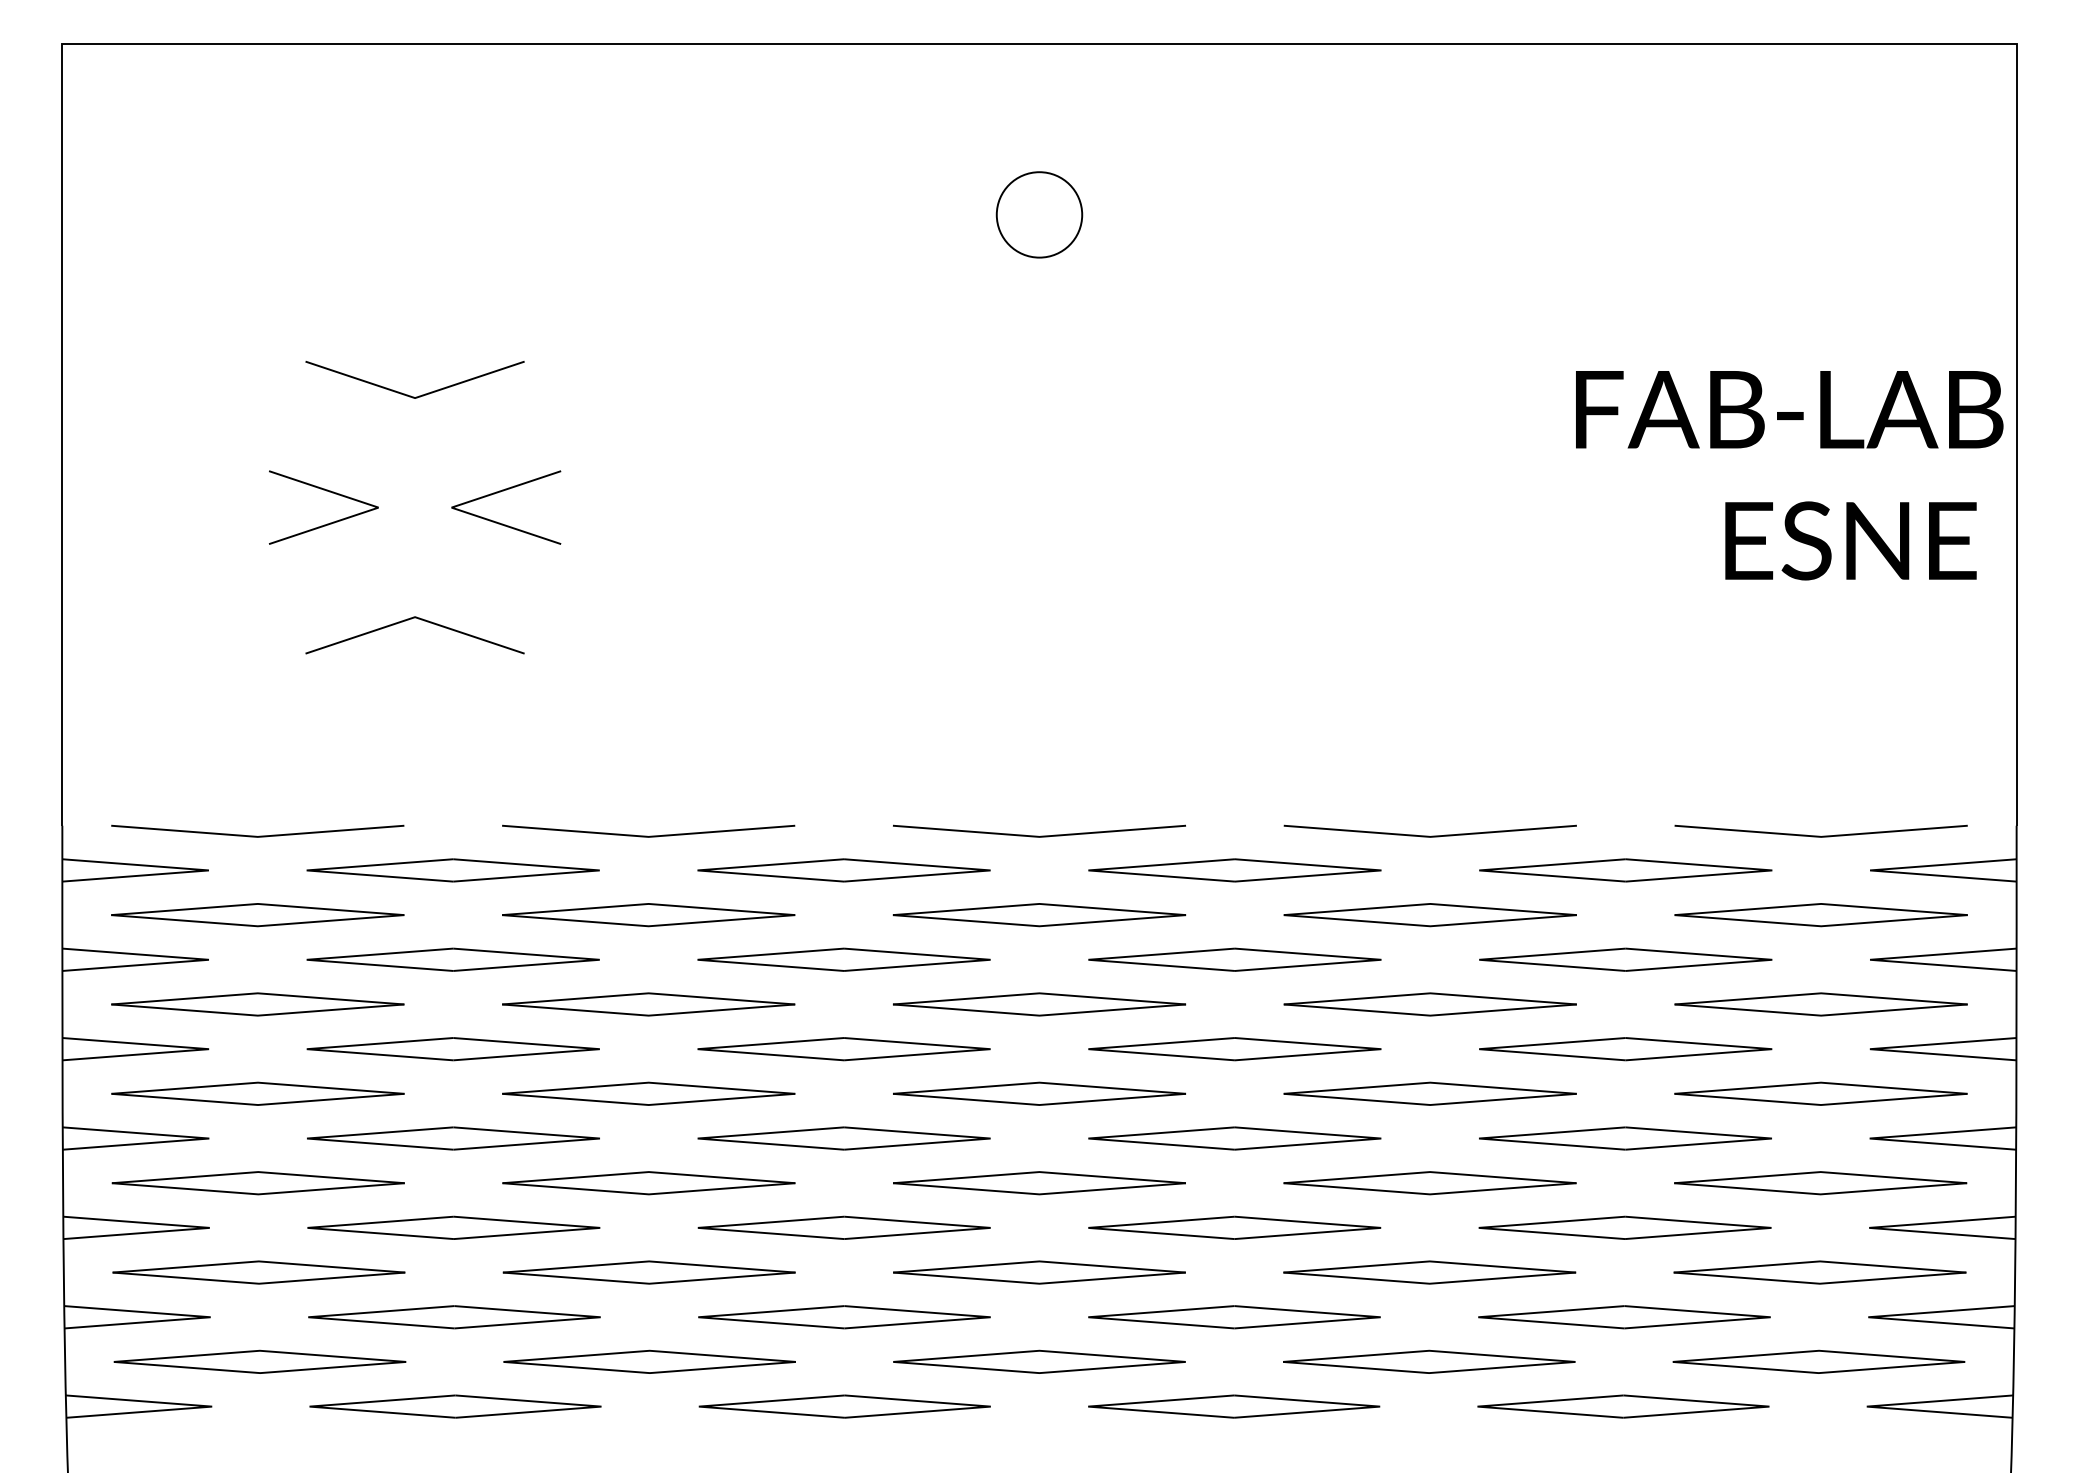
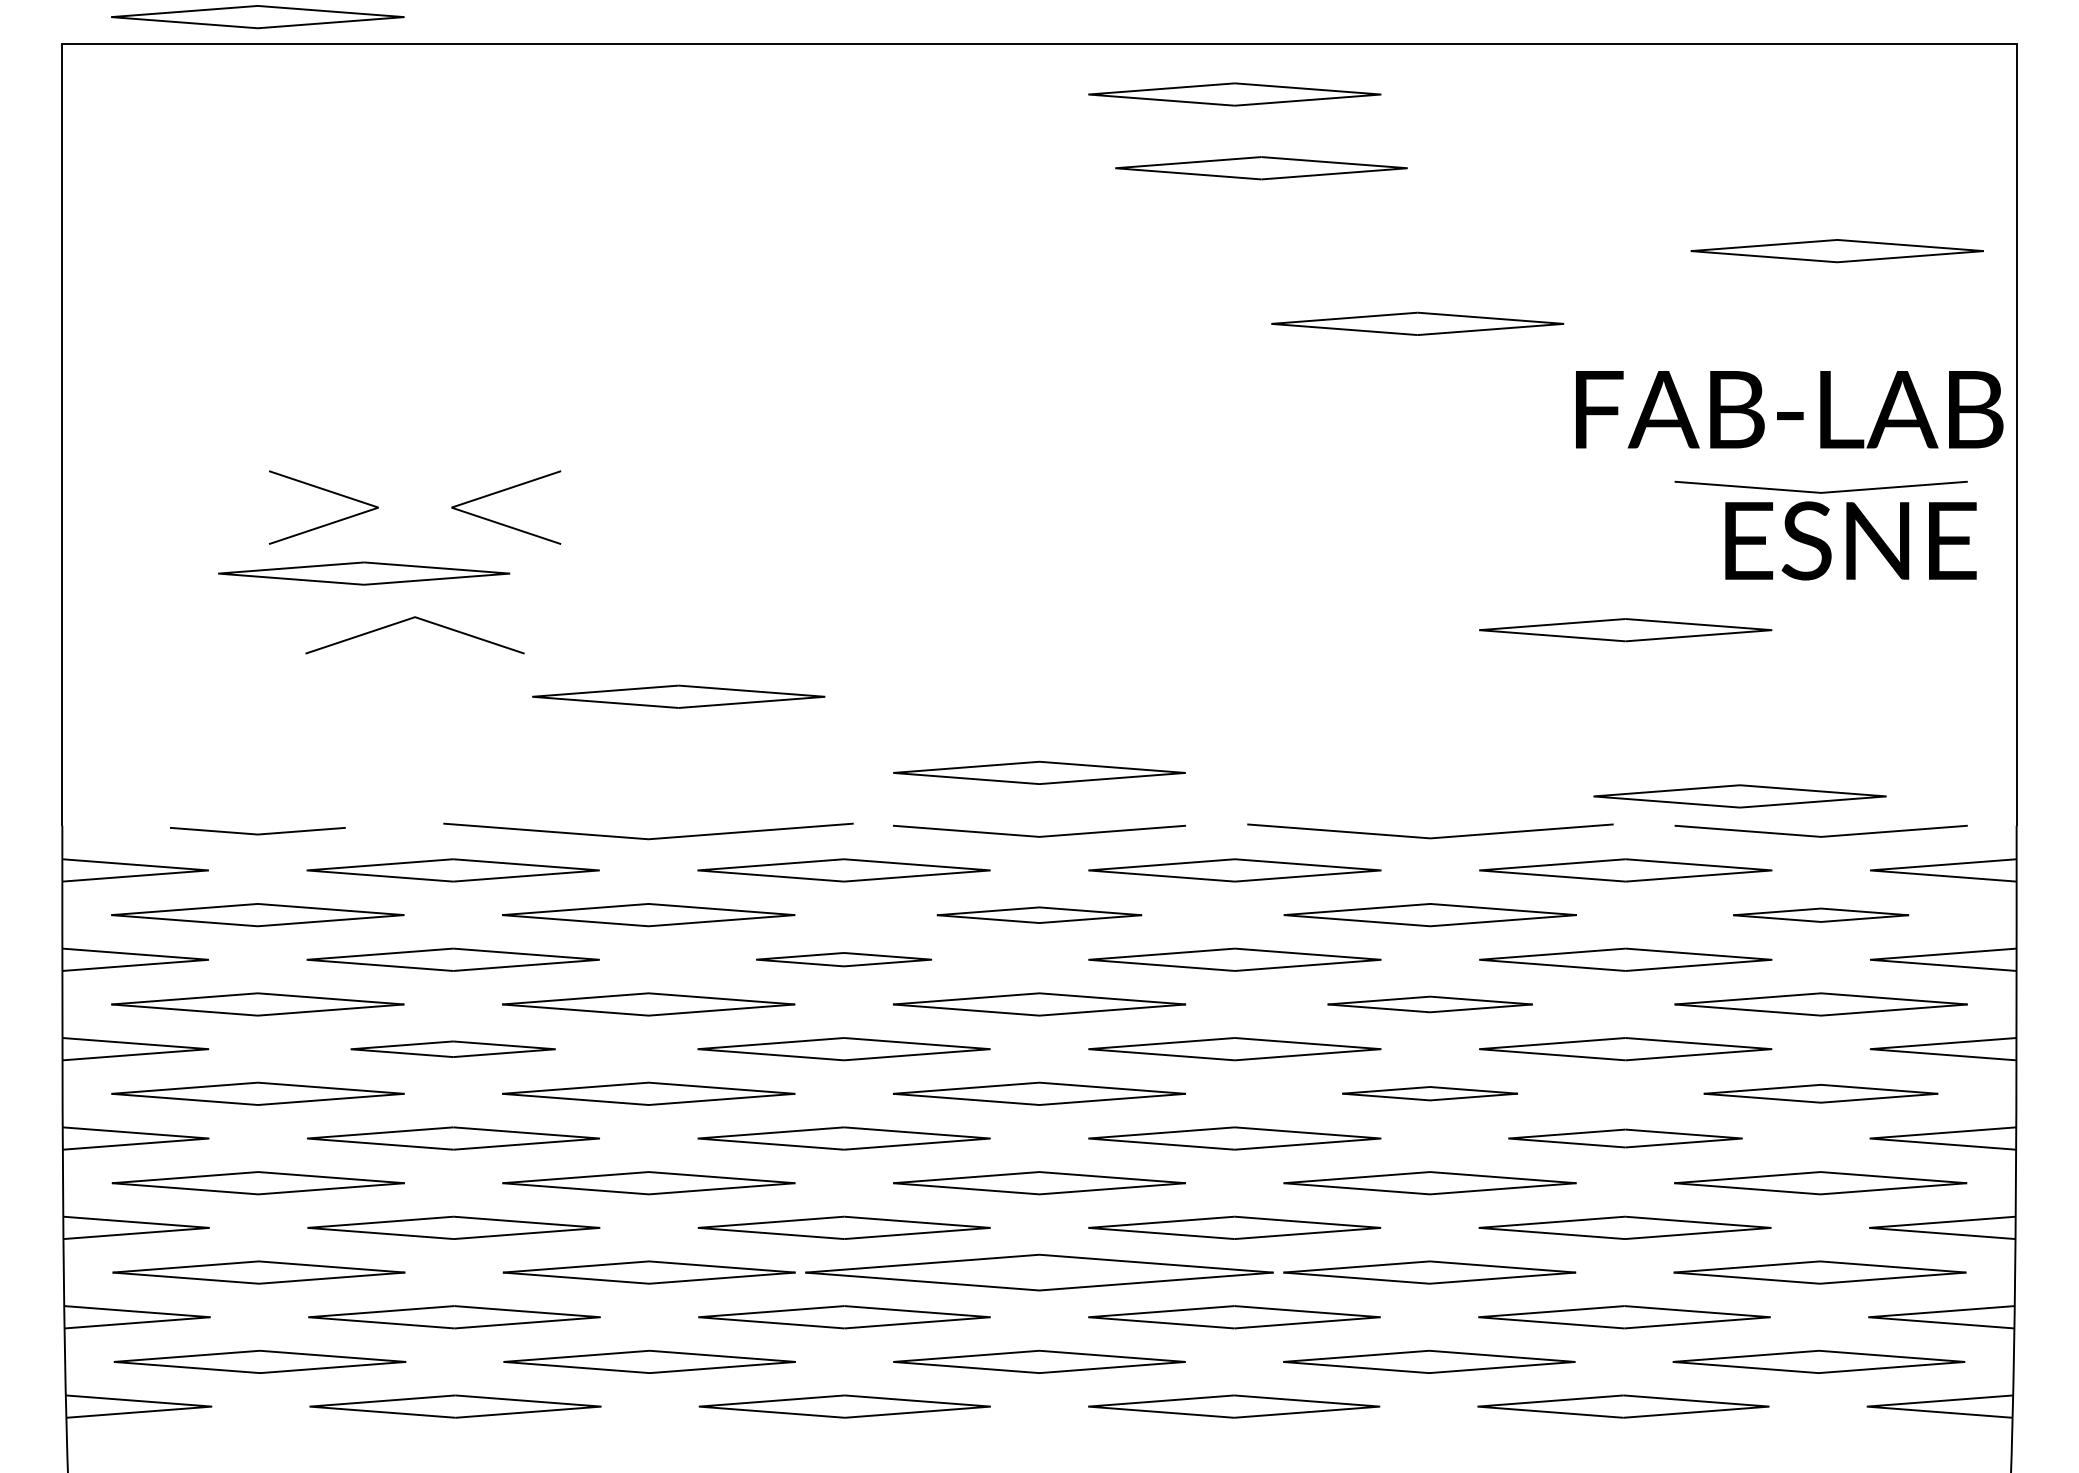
part: none -> present (257, 17)
part: none -> present (1234, 94)
part: none -> present (1261, 168)
part: present -> none (1039, 214)
part: none -> present (1836, 251)
part: none -> present (1417, 323)
part: present -> none (410, 395)
part: none -> present (1820, 486)
part: none -> present (364, 573)
part: none -> present (1625, 630)
part: none -> present (678, 696)
part: none -> present (1039, 772)
part: none -> present (1739, 796)
part size: 294x14 px -> 176x9 px (257, 831)
part size: 294x14 px -> 411x19 px (648, 831)
part size: 294x14 px -> 367x17 px (1430, 831)
part size: 295x25 px -> 207x18 px (1039, 914)
part size: 294x25 px -> 177x16 px (1821, 914)
part size: 294x25 px -> 176x16 px (843, 959)
part size: 294x25 px -> 206x19 px (1429, 1004)
part size: 294x25 px -> 206x18 px (452, 1048)
part size: 294x25 px -> 177x16 px (1430, 1093)
part size: 294x25 px -> 236x20 px (1820, 1093)
part size: 293x25 px -> 235x21 px (1625, 1138)
part size: 293x25 px -> 469x39 px (1039, 1272)
